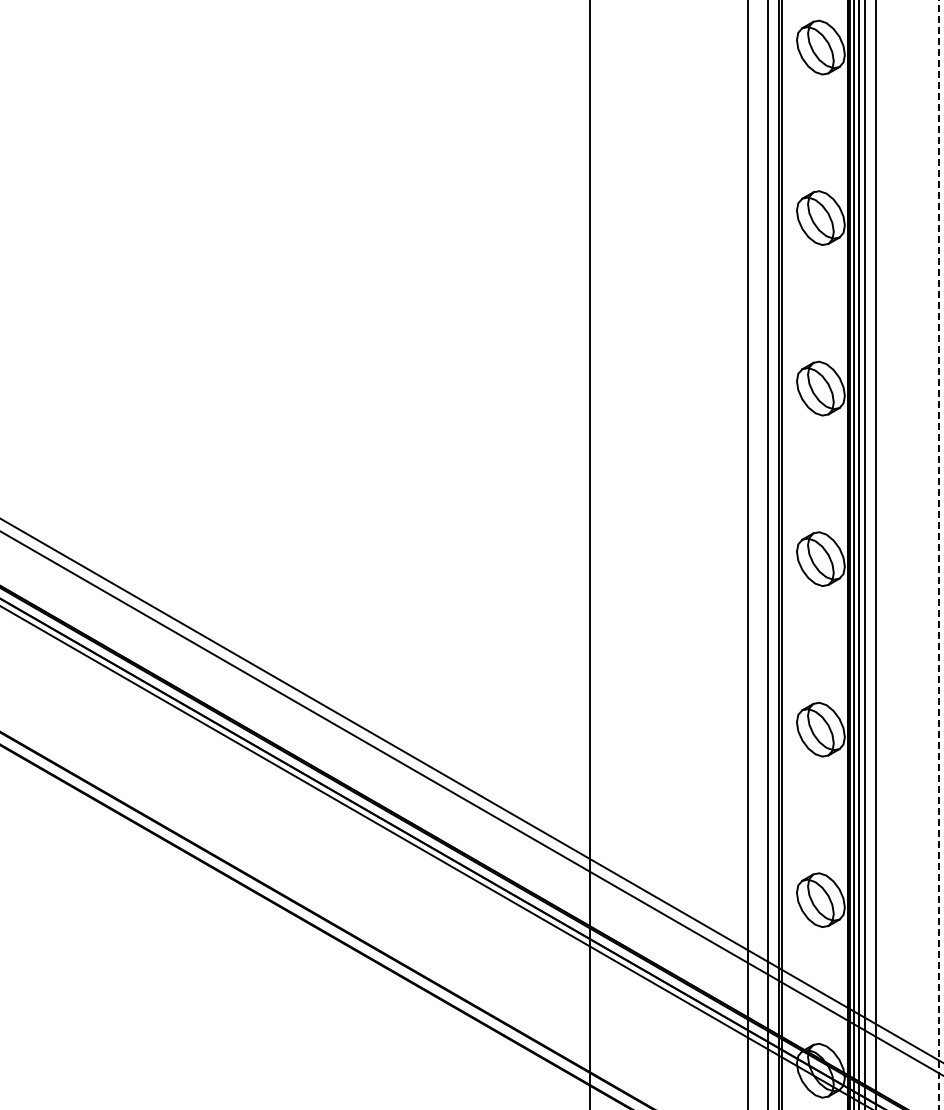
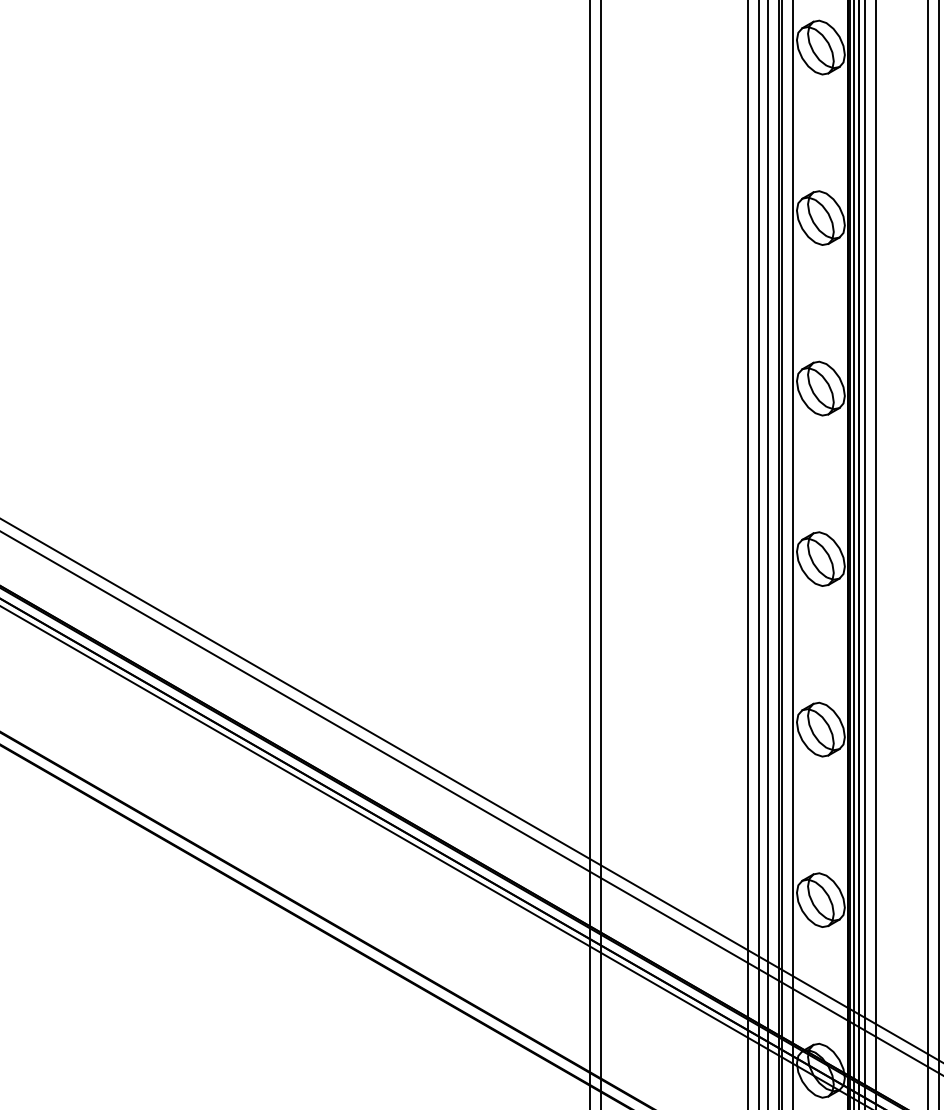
line: none -> present (601, 554)
line: none -> present (759, 554)
line: none -> present (793, 554)
line: none -> present (927, 554)
line: dashed -> solid (939, 554)
